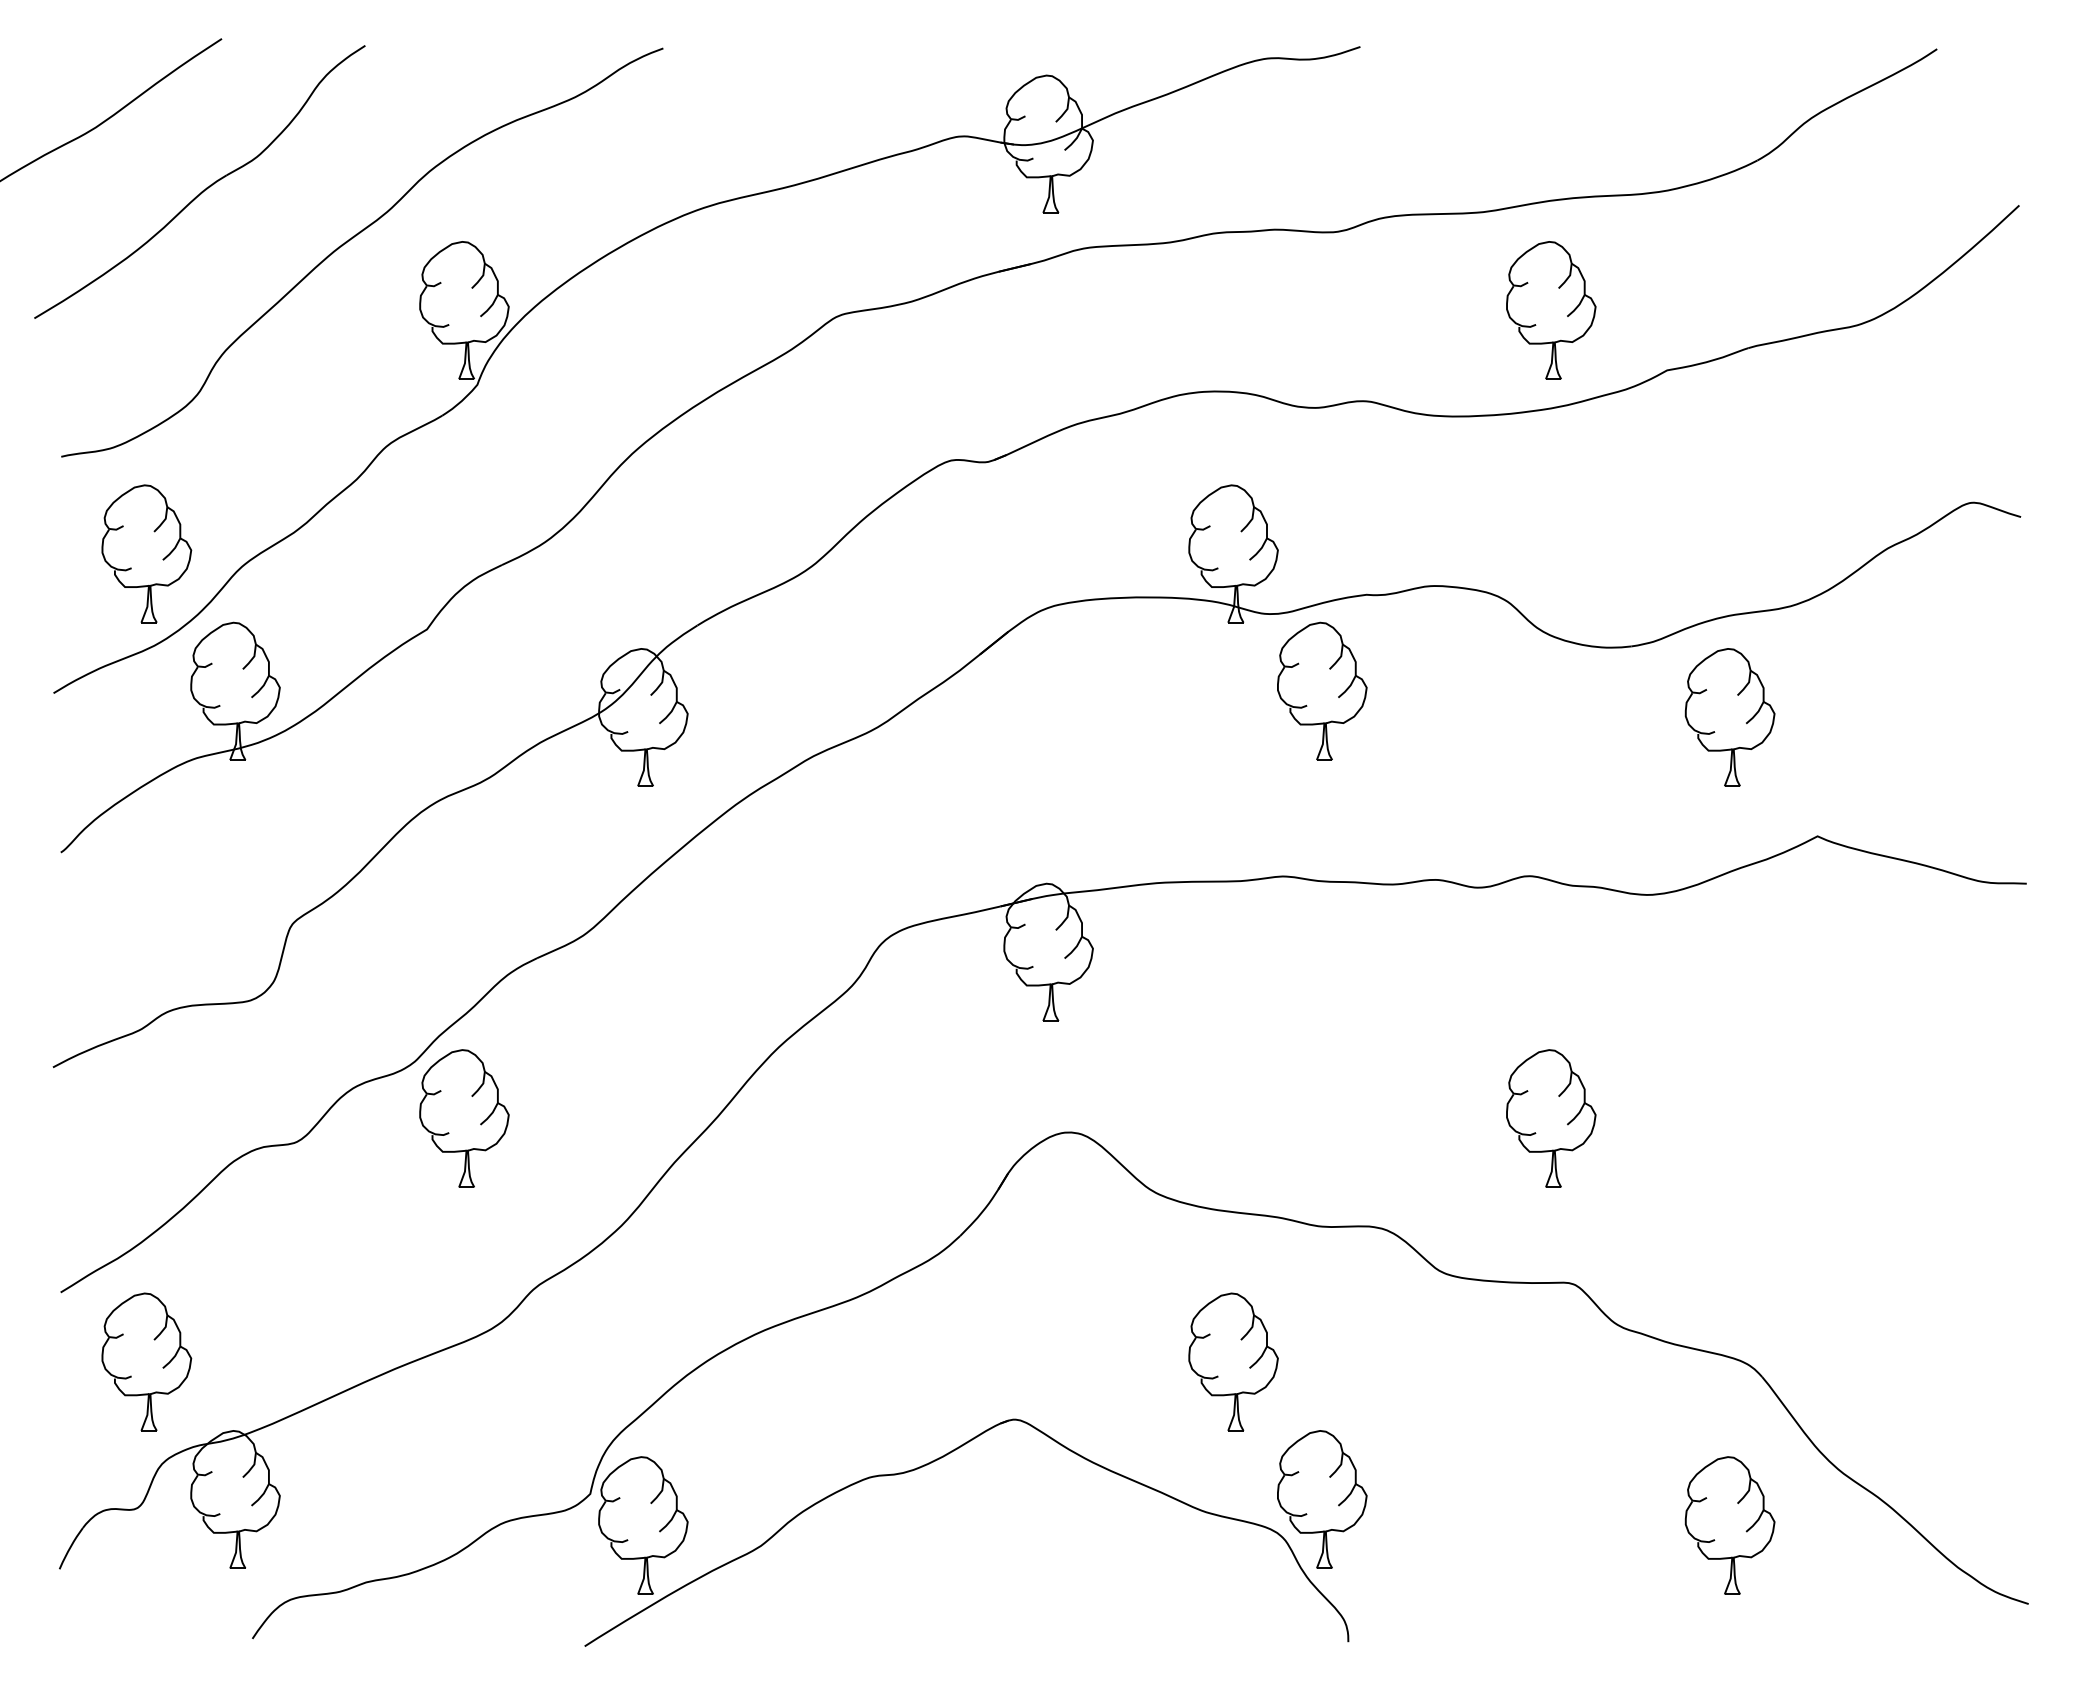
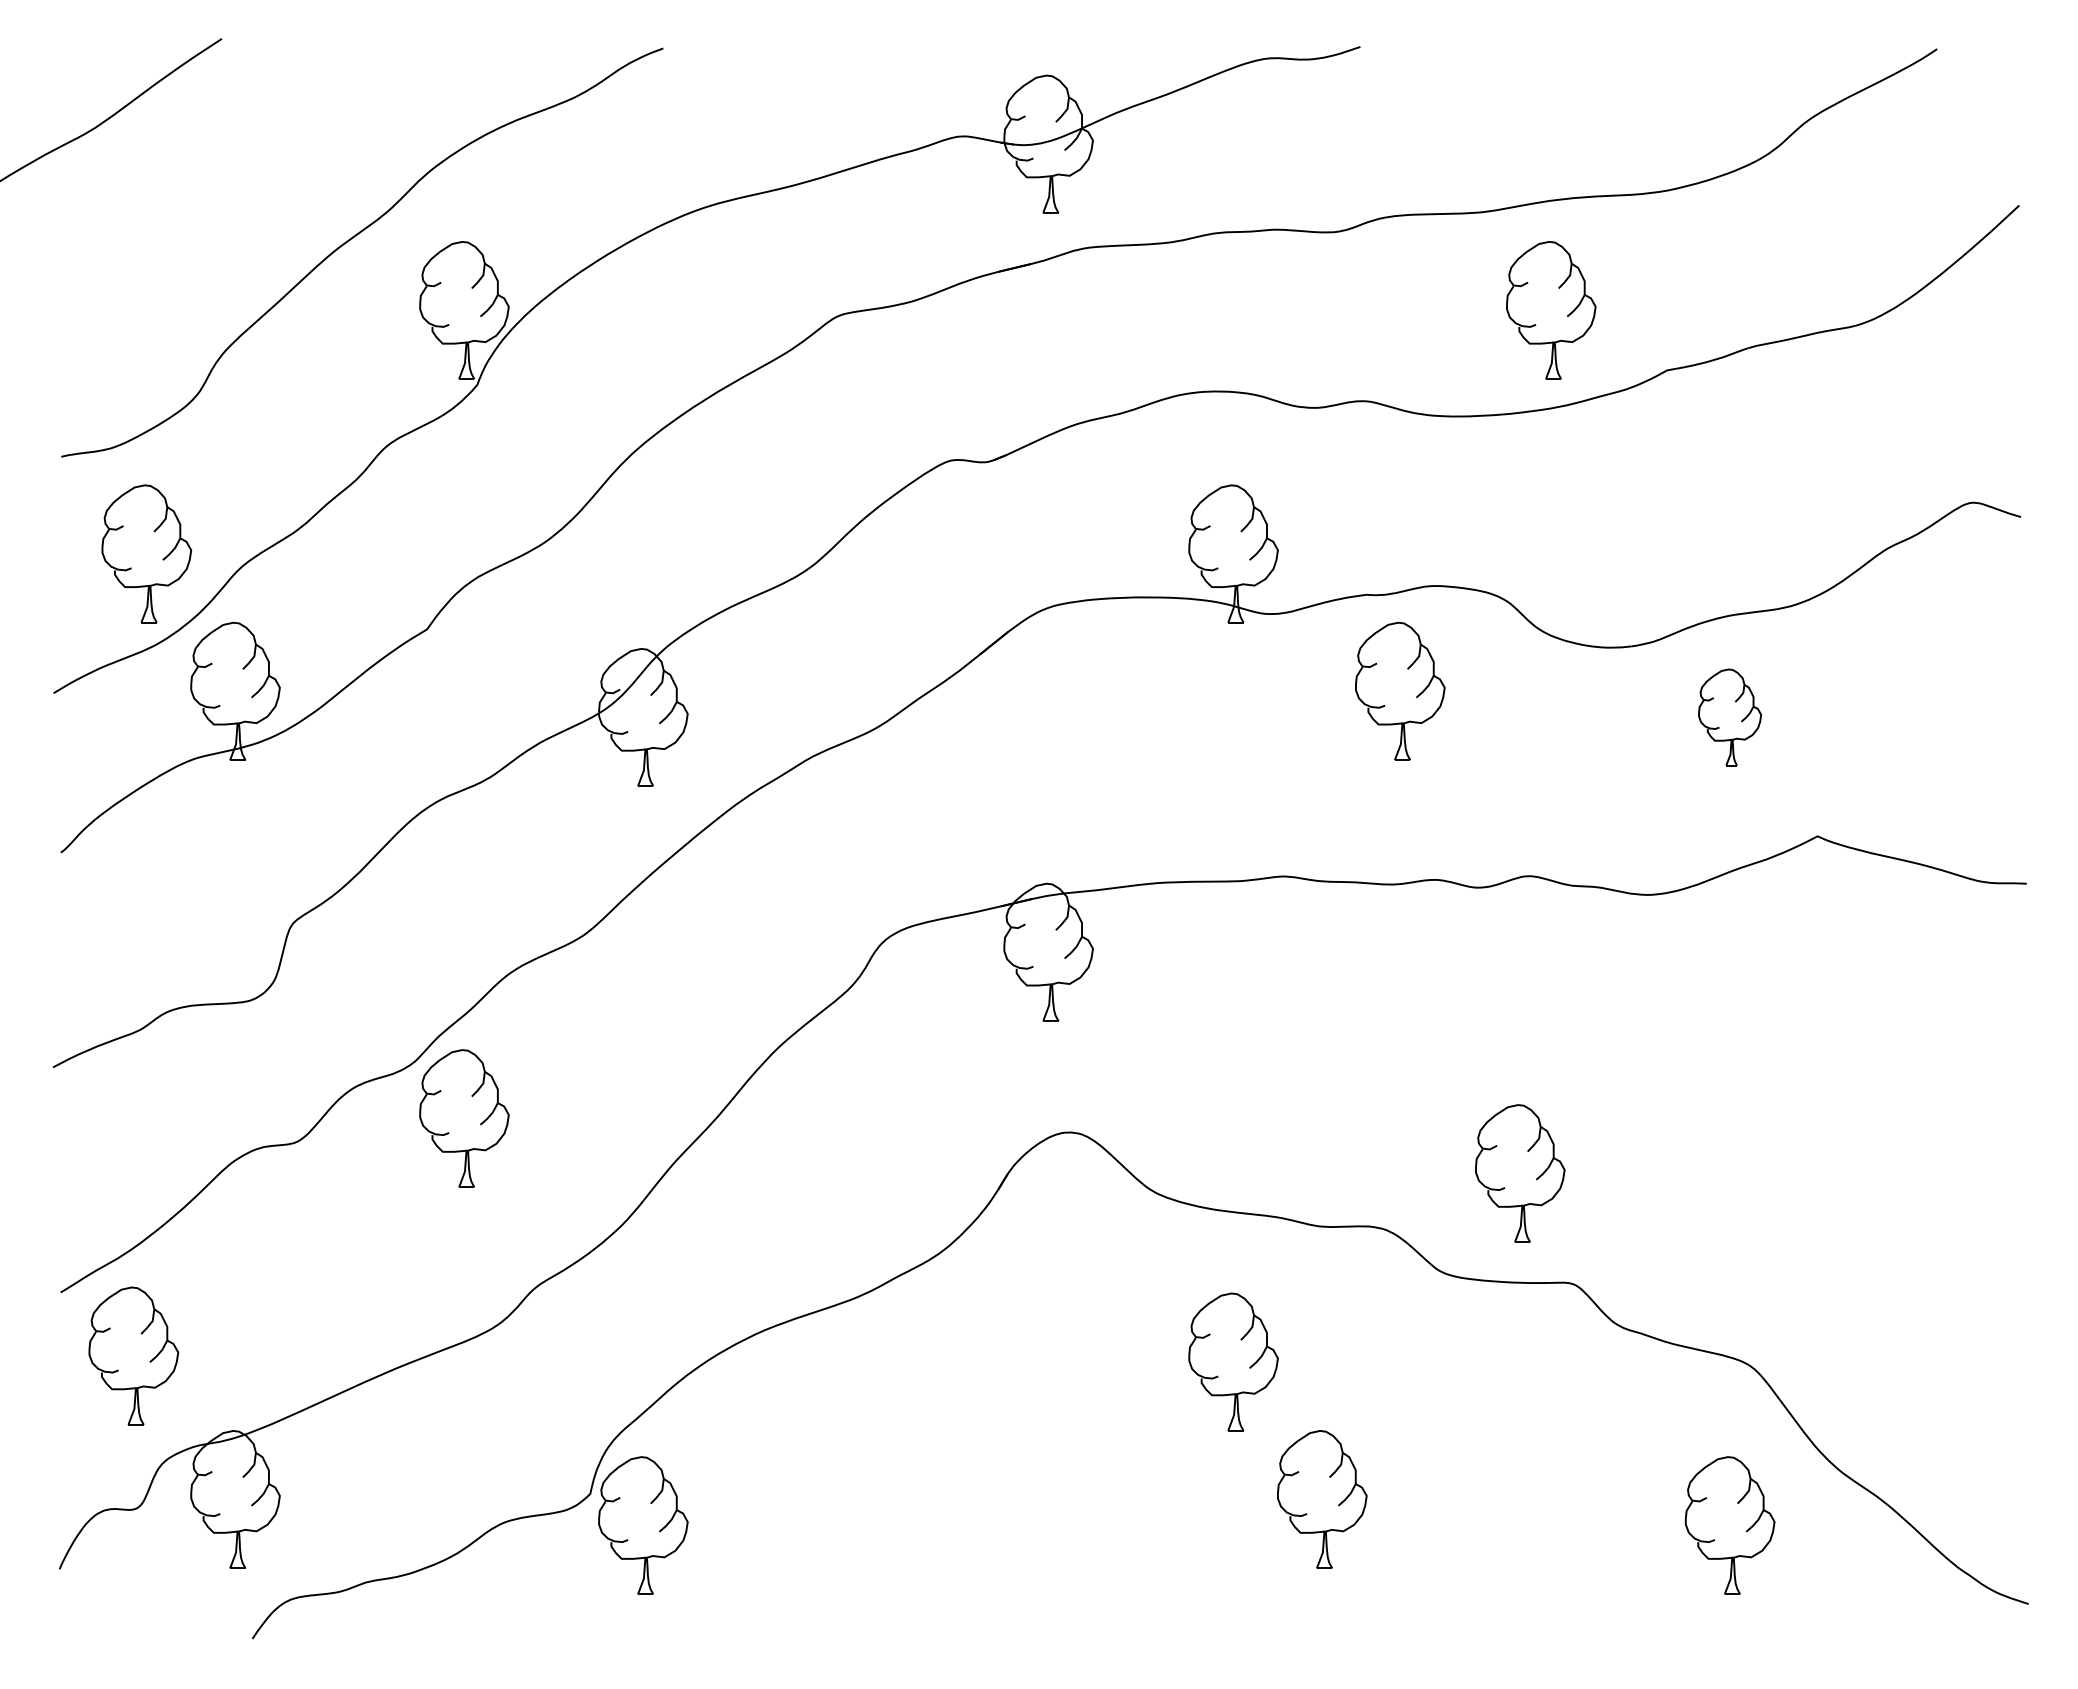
part: present -> none (206, 187)
part position: (1322, 690) -> (1400, 690) (1400, 690)
part size: 92x139 px -> 64x99 px (1729, 717)
part position: (1551, 1118) -> (1520, 1173) (1520, 1173)
part position: (146, 1361) -> (133, 1355) (133, 1355)
part: present -> none (931, 1463)
